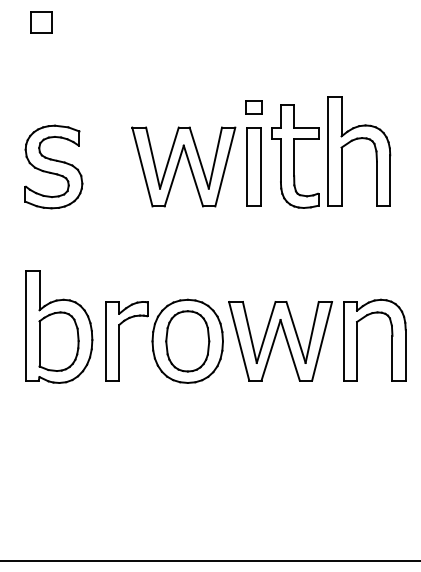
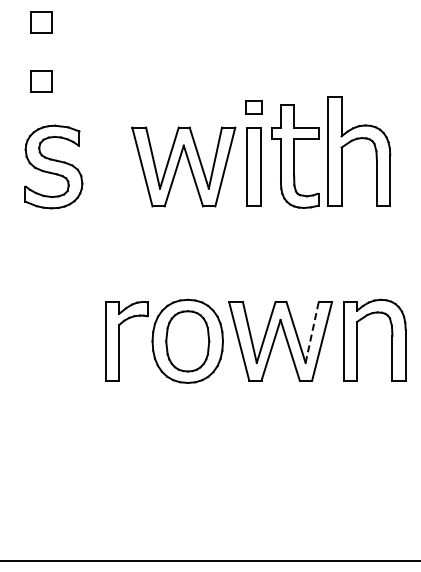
part: none -> present (41, 81)
part: present -> none (59, 326)
line: solid -> dashed (312, 332)
